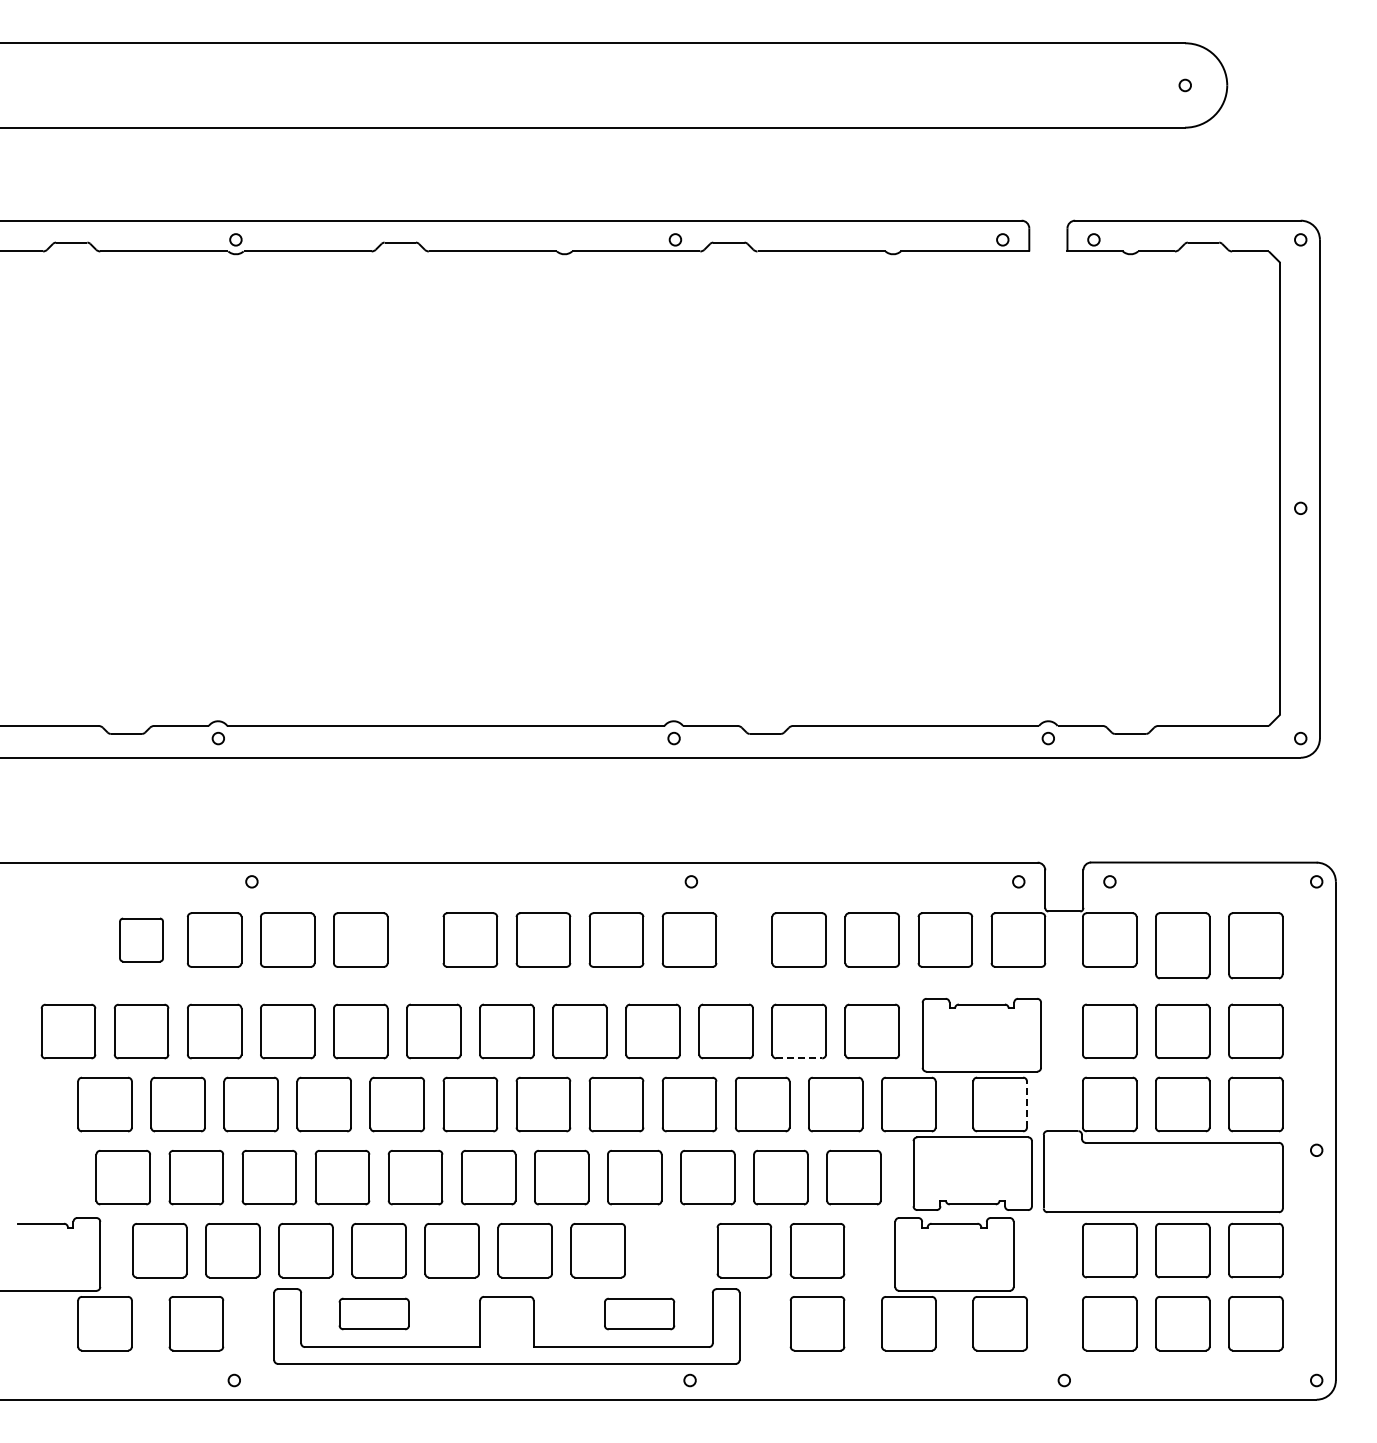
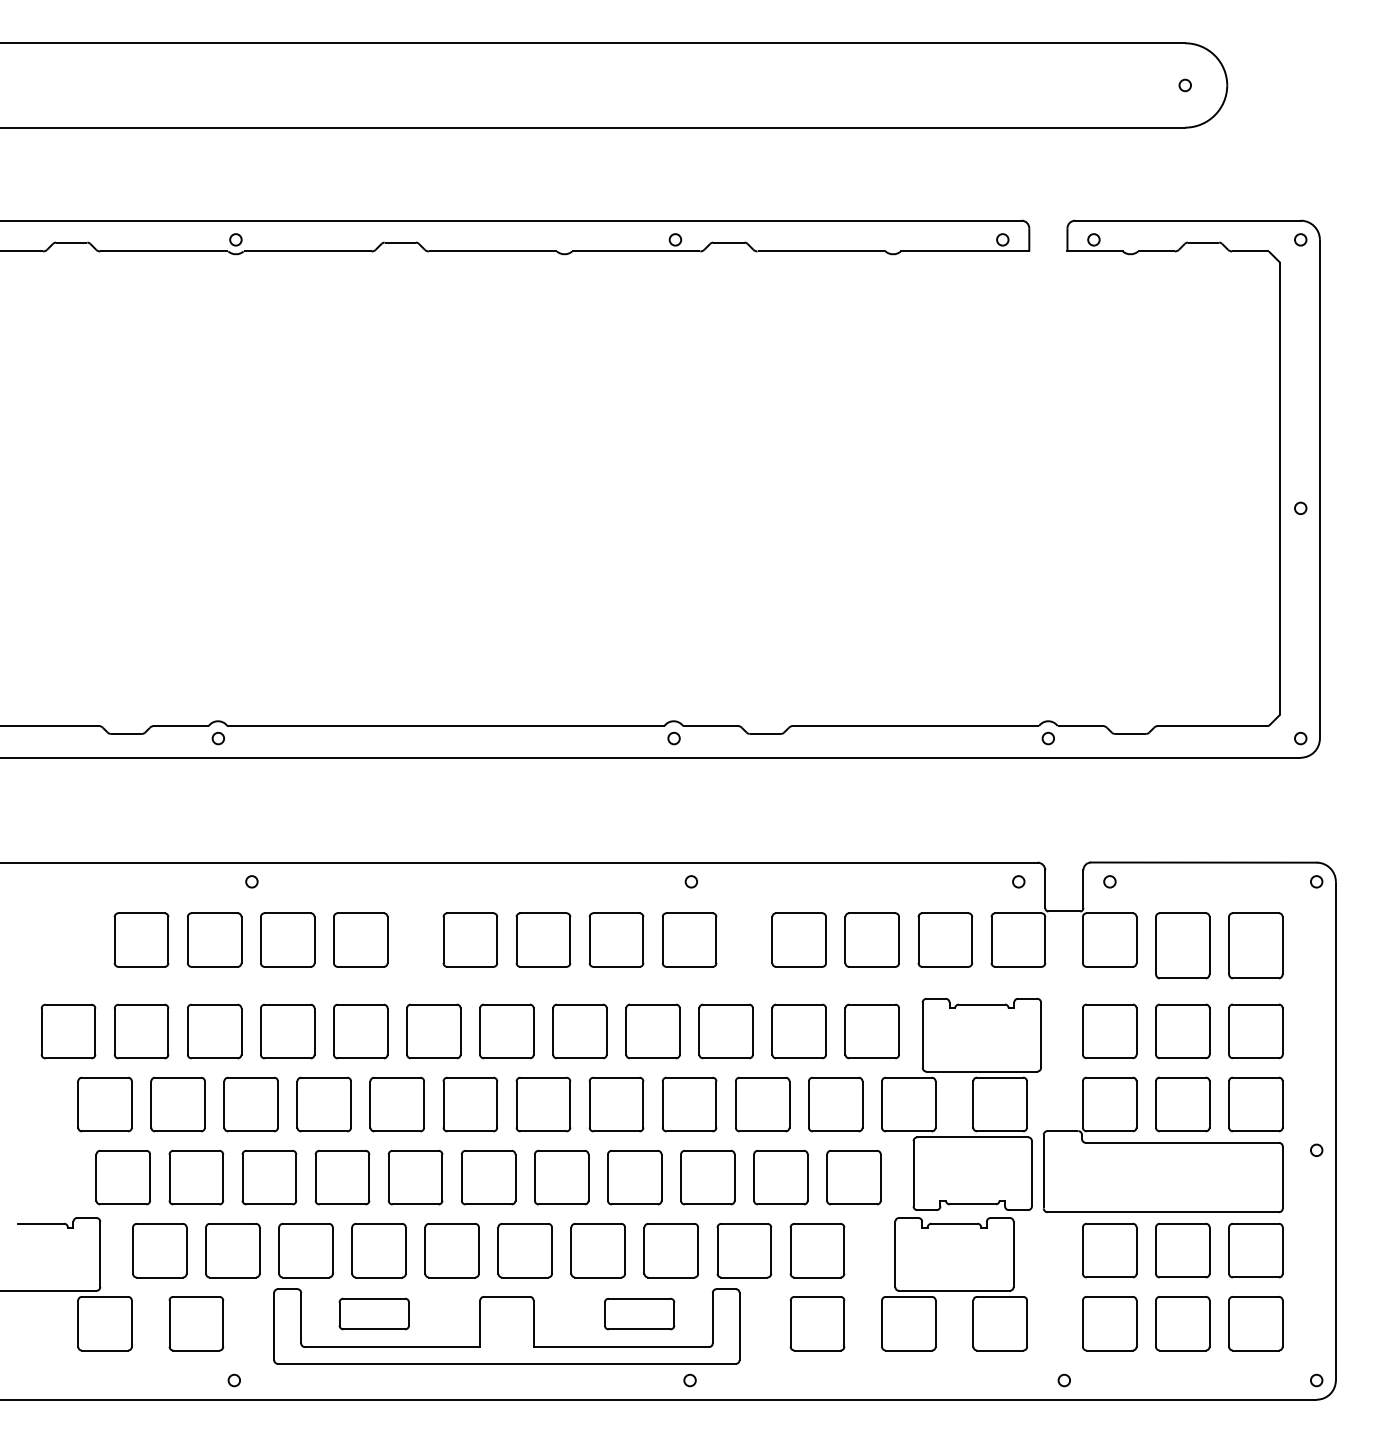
part size: 45x46 px -> 57x56 px (141, 939)
line: dashed -> solid (799, 1058)
line: dashed -> solid (1027, 1103)
part: none -> present (670, 1250)
